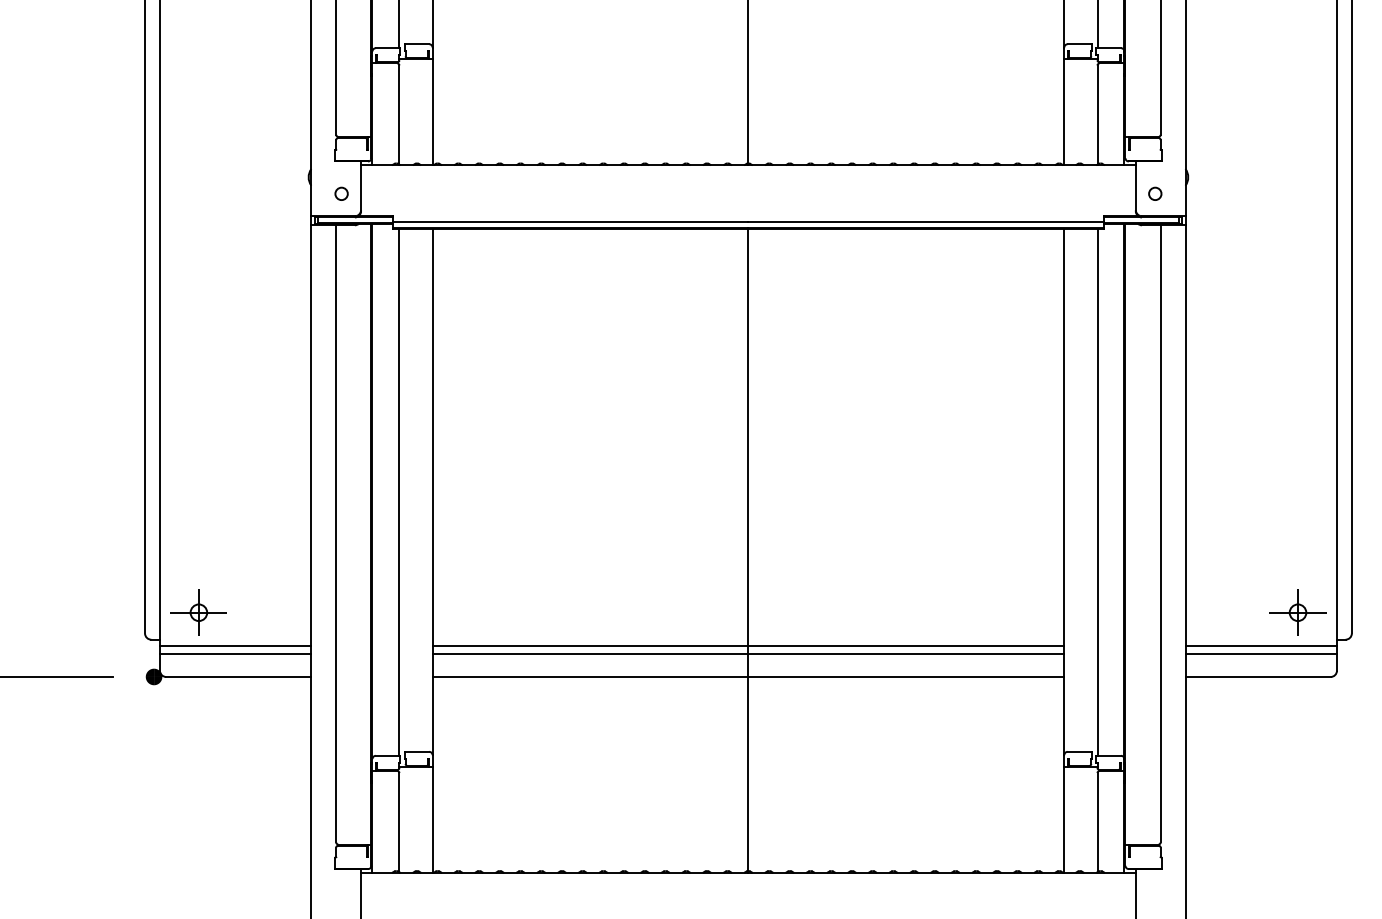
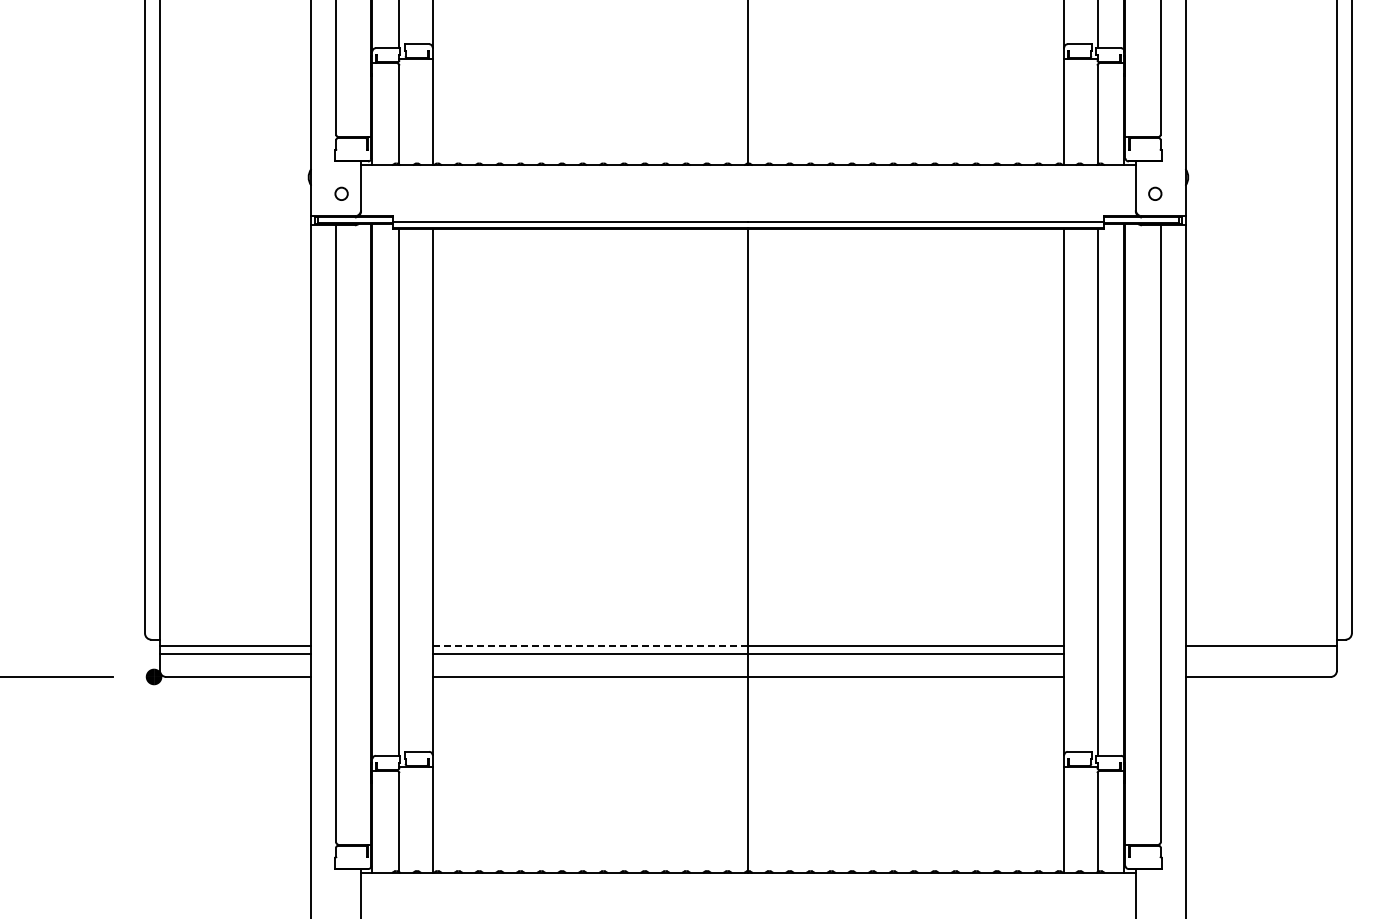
part: present -> none (198, 612)
part: present -> none (1297, 612)
line: solid -> dashed (590, 645)
line: present -> none (1260, 654)
